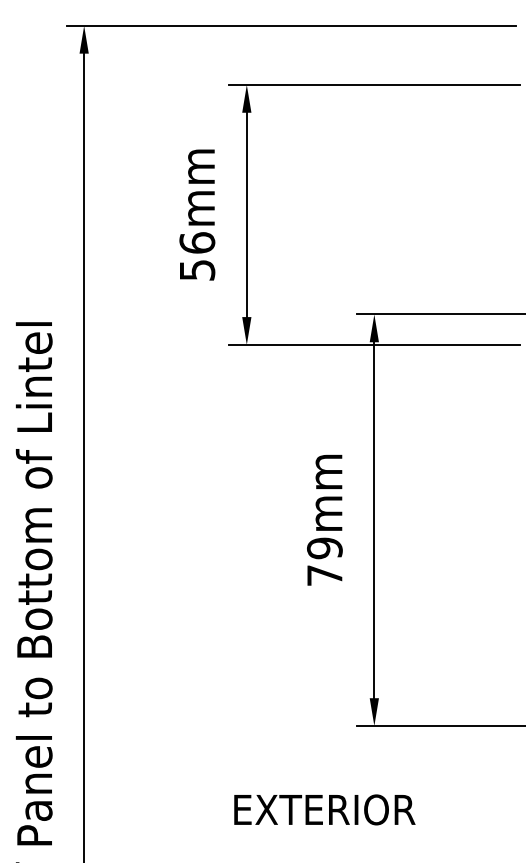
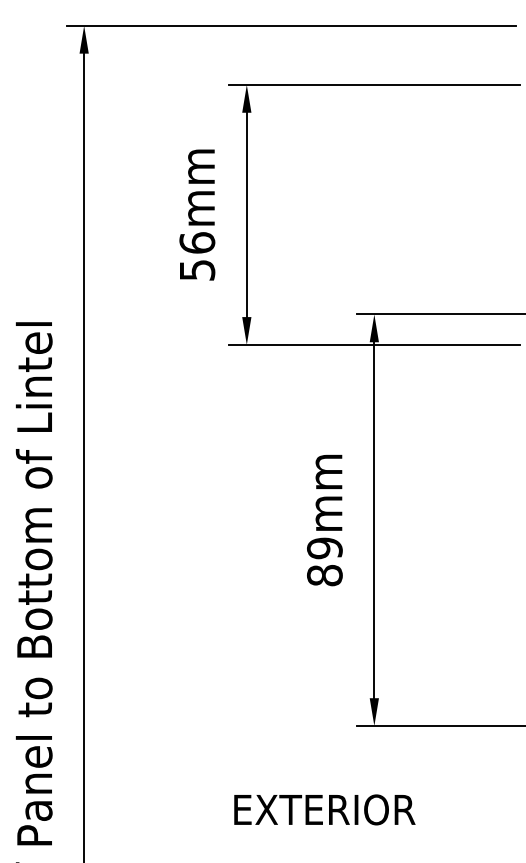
text: 79mm -> 89mm (324, 575)
